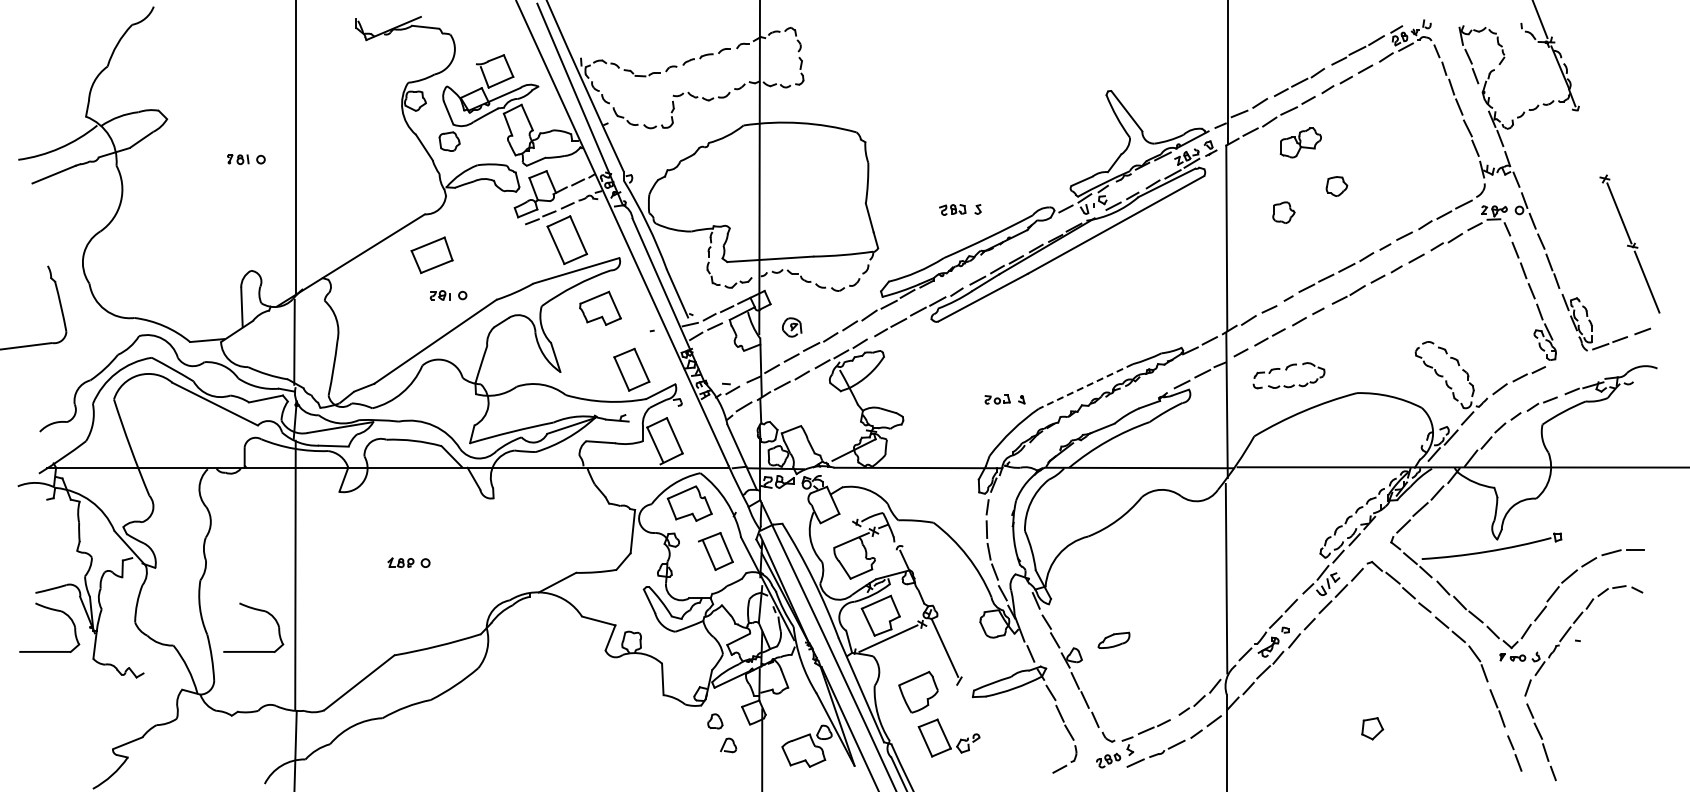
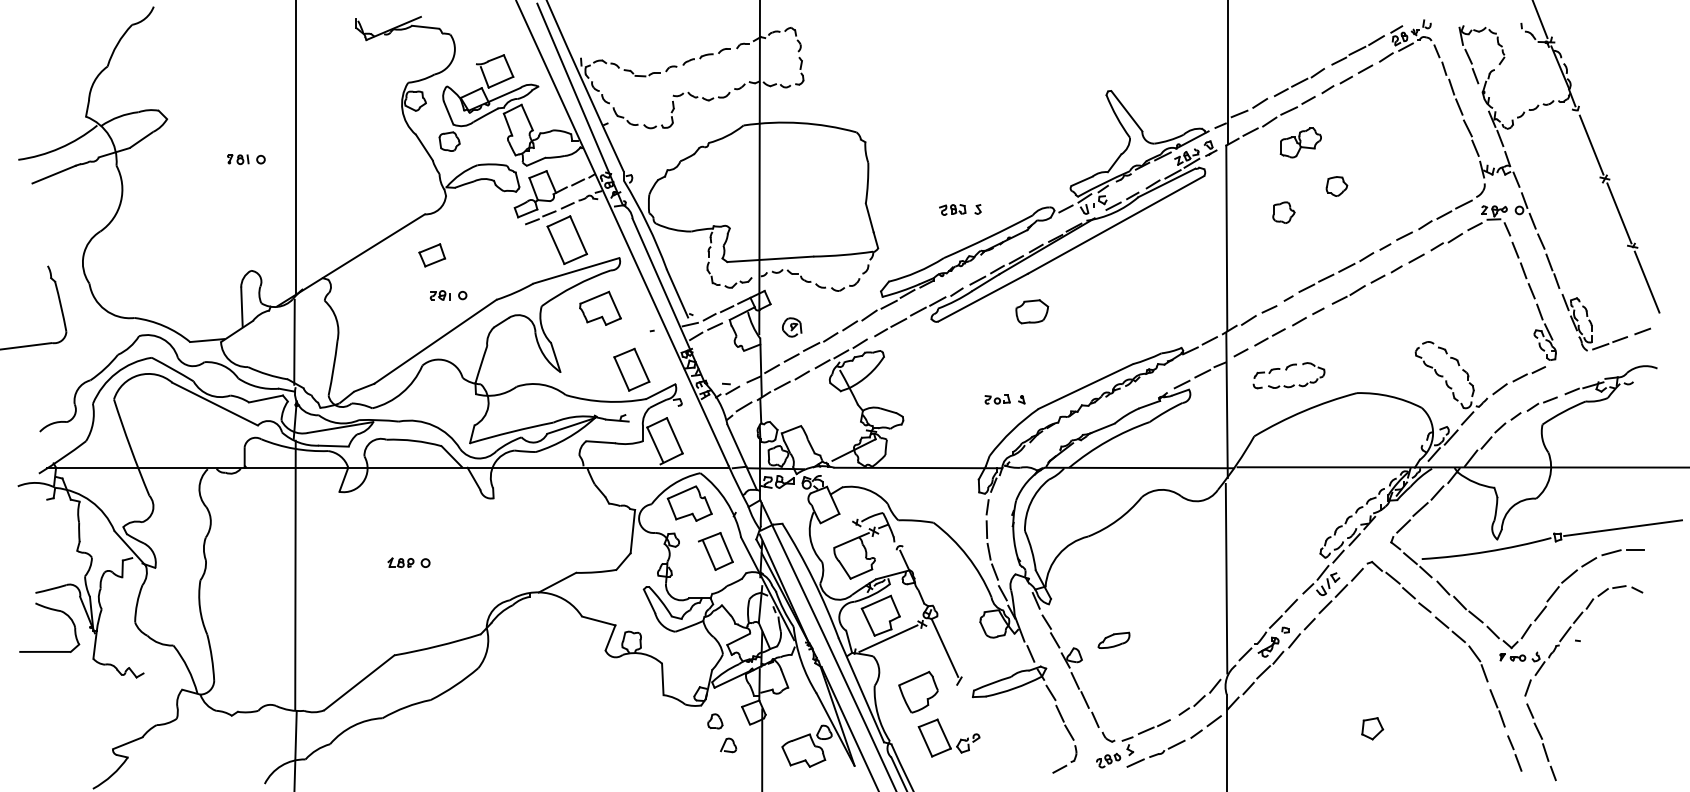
line: none -> present (1591, 144)
part size: 44x39 px -> 29x25 px (432, 255)
part: none -> present (1032, 311)
line: dashed -> solid (1085, 386)
line: none -> present (1623, 528)
part: present -> none (256, 610)
